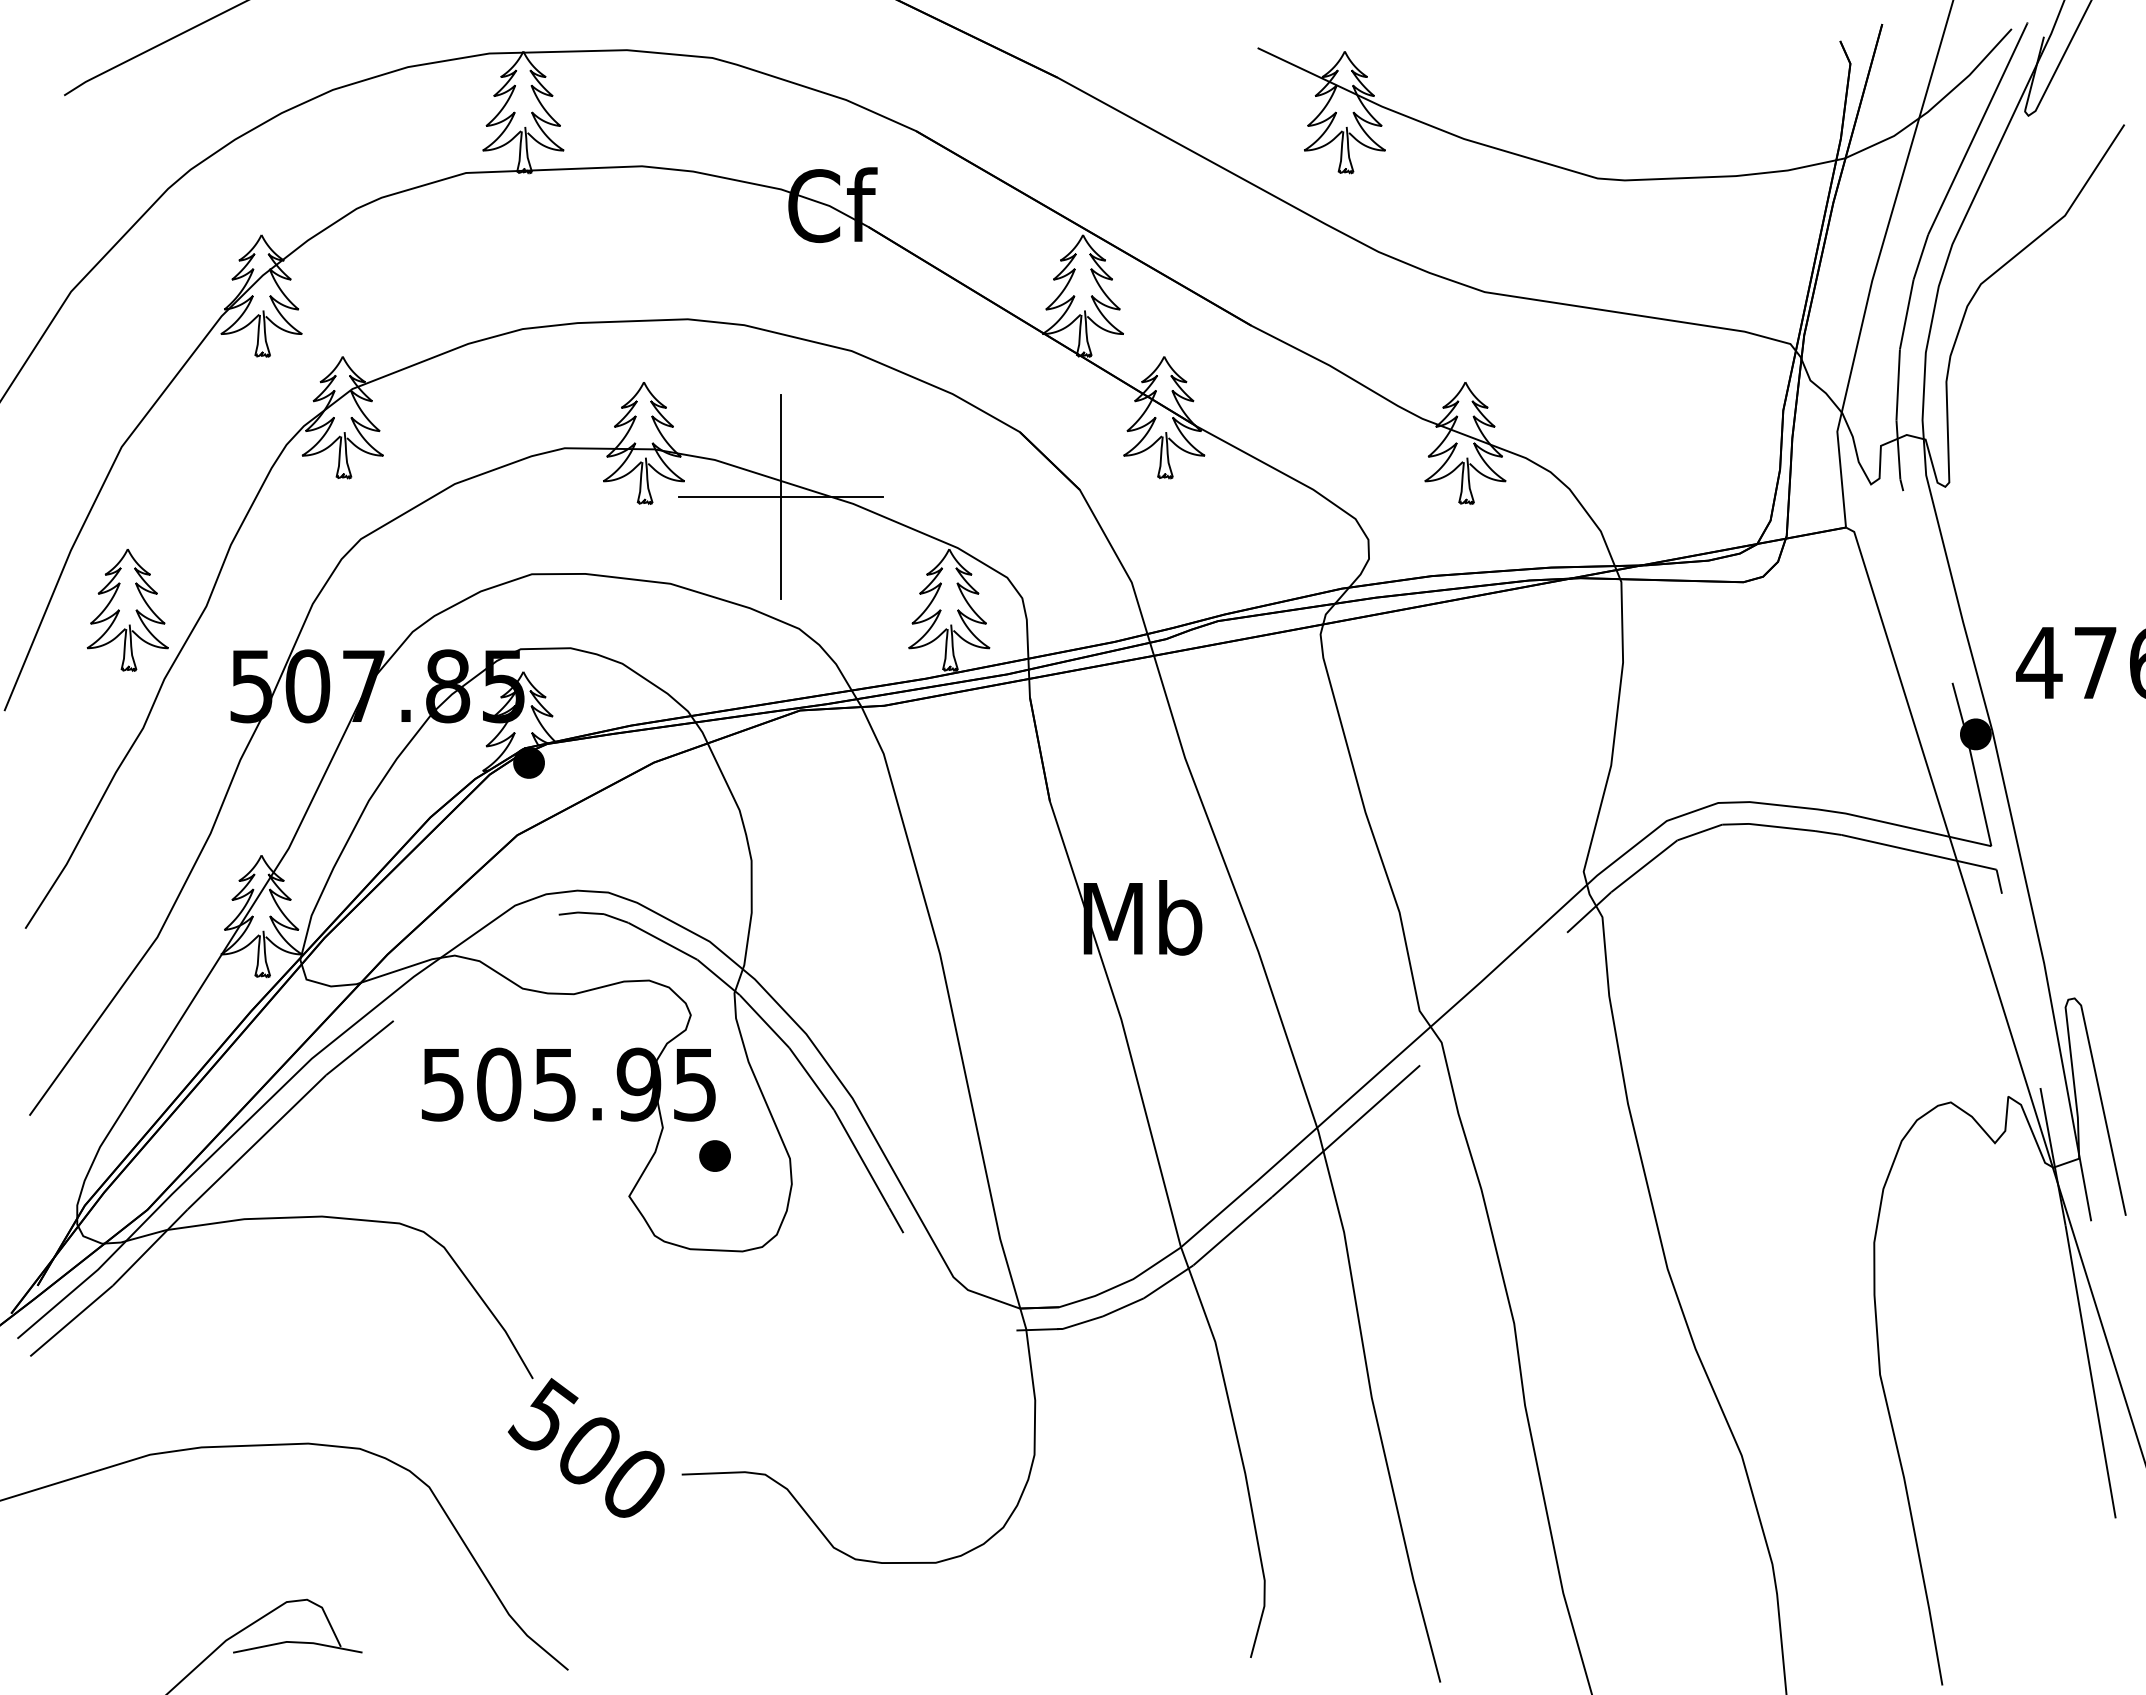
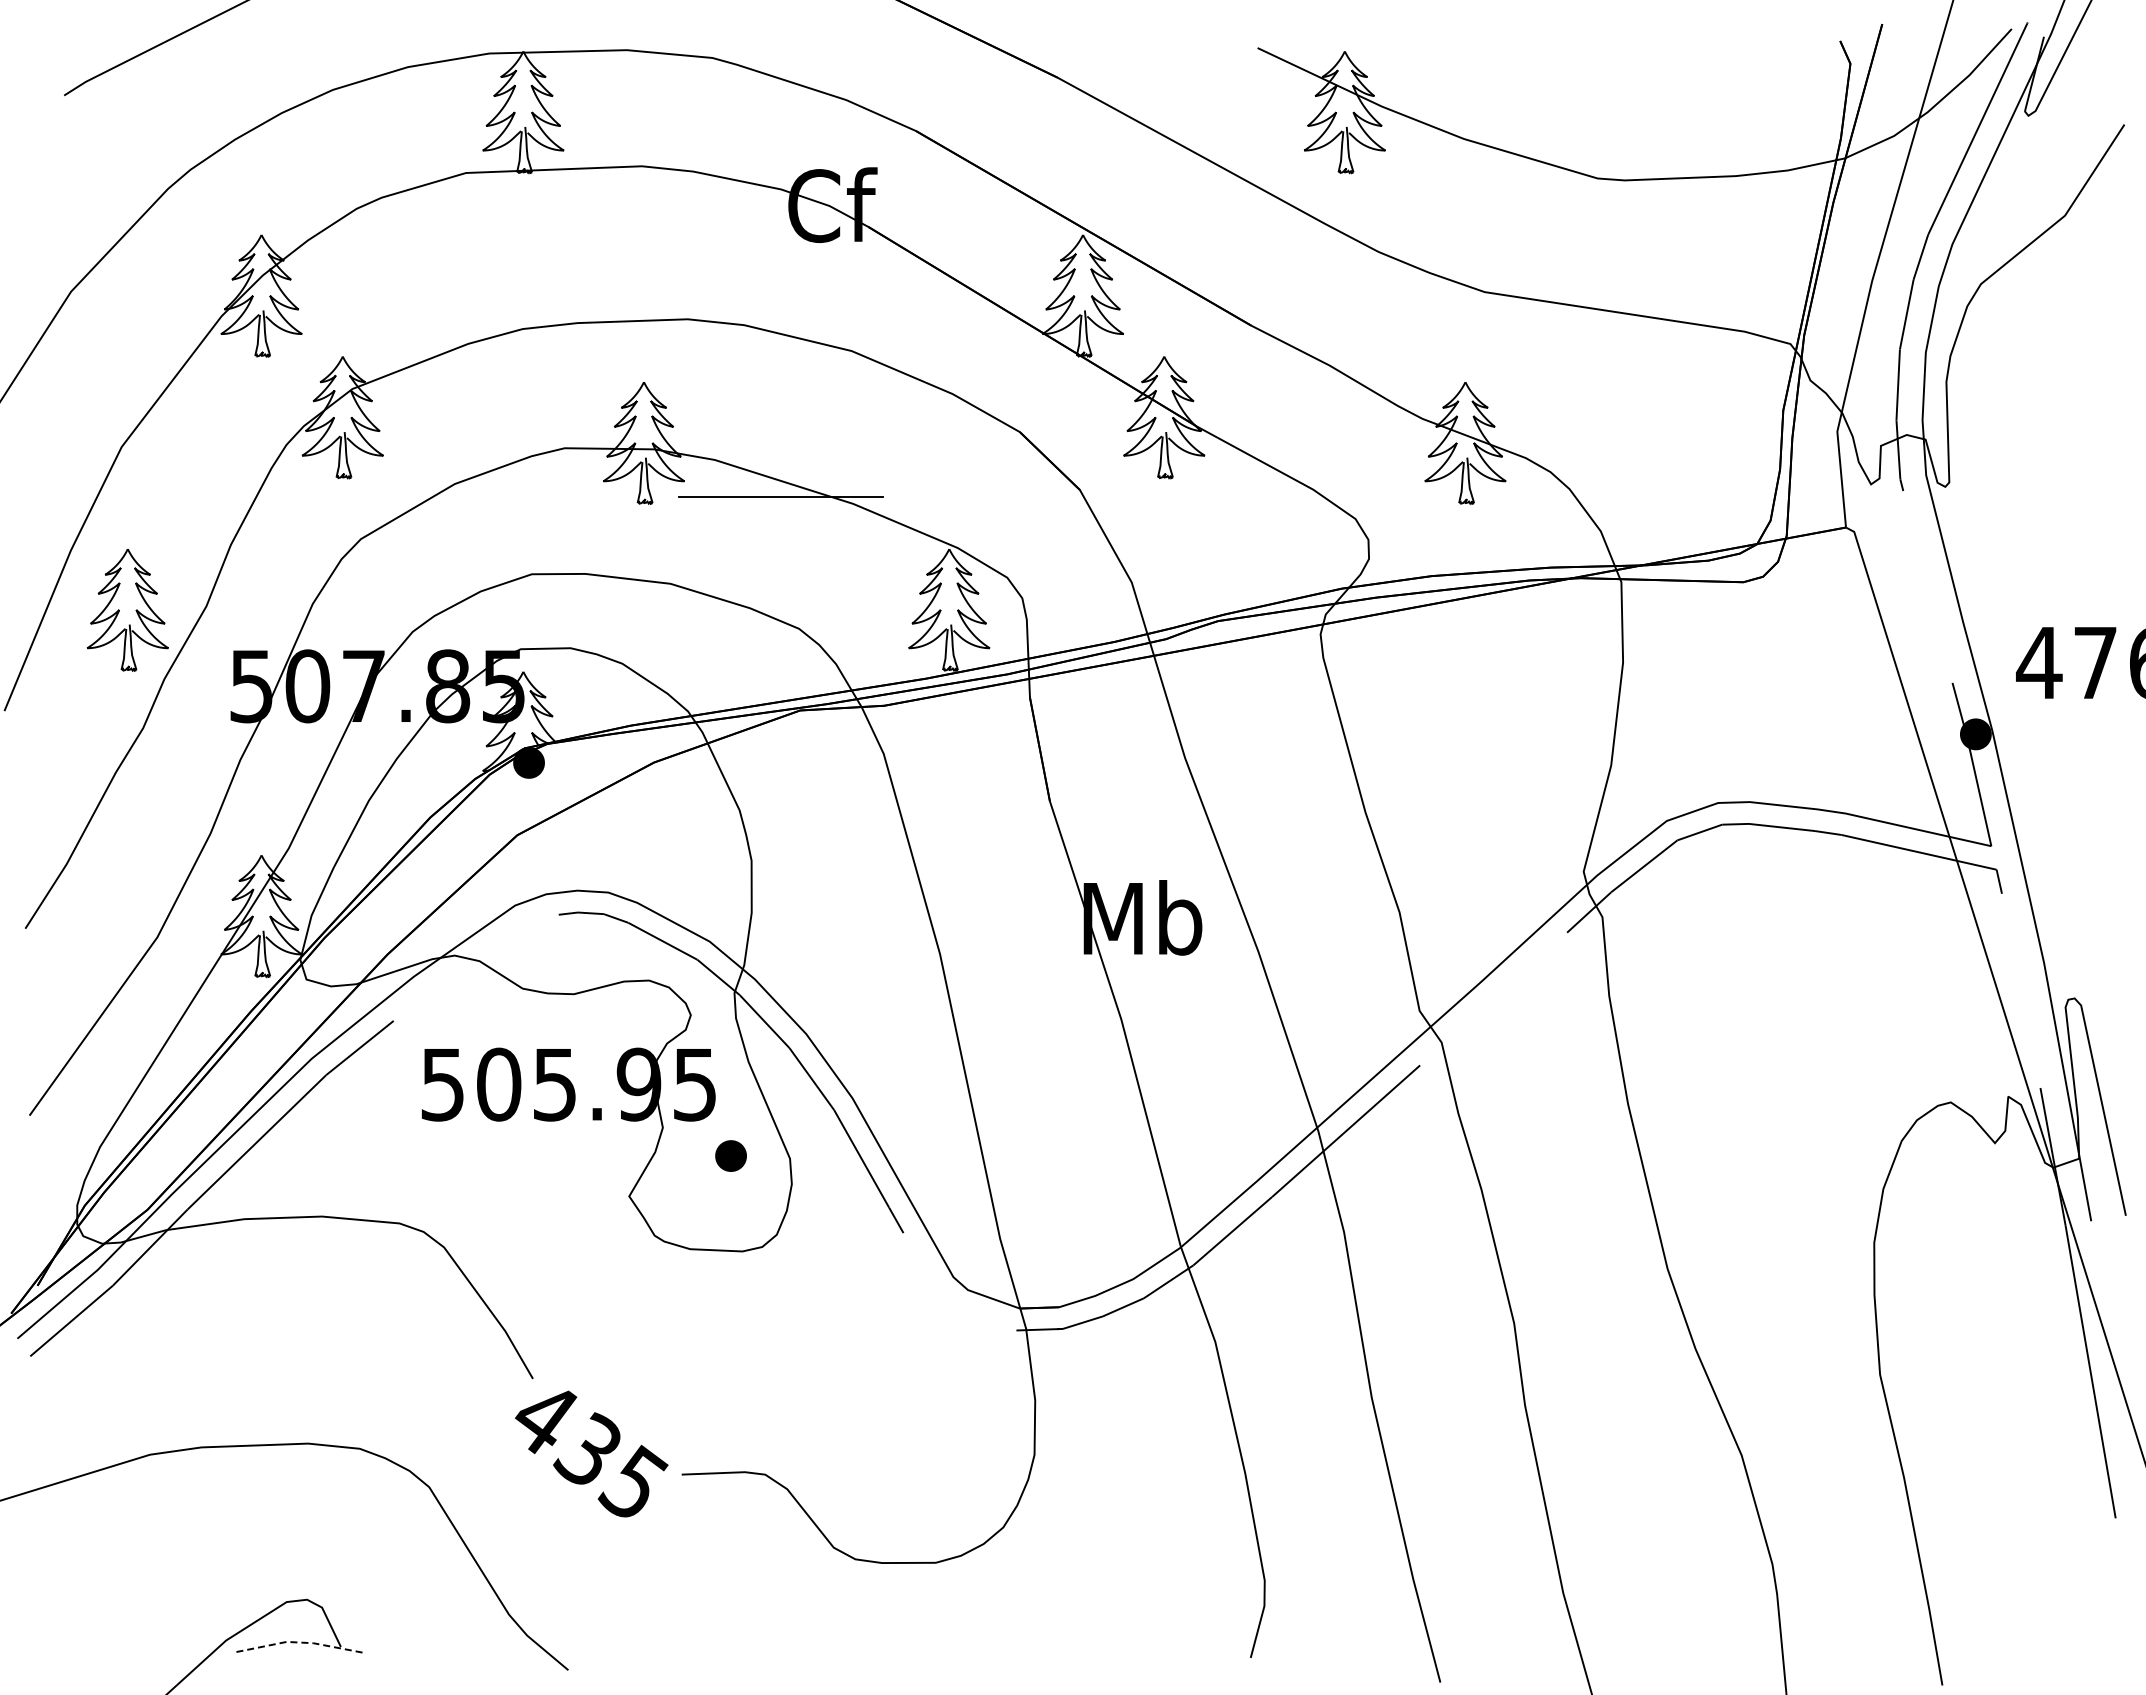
line: present -> none (781, 496)
part position: (714, 1155) -> (730, 1155) (730, 1155)
text: 500 -> 435 (588, 1447)
line: solid -> dashed (297, 1642)
